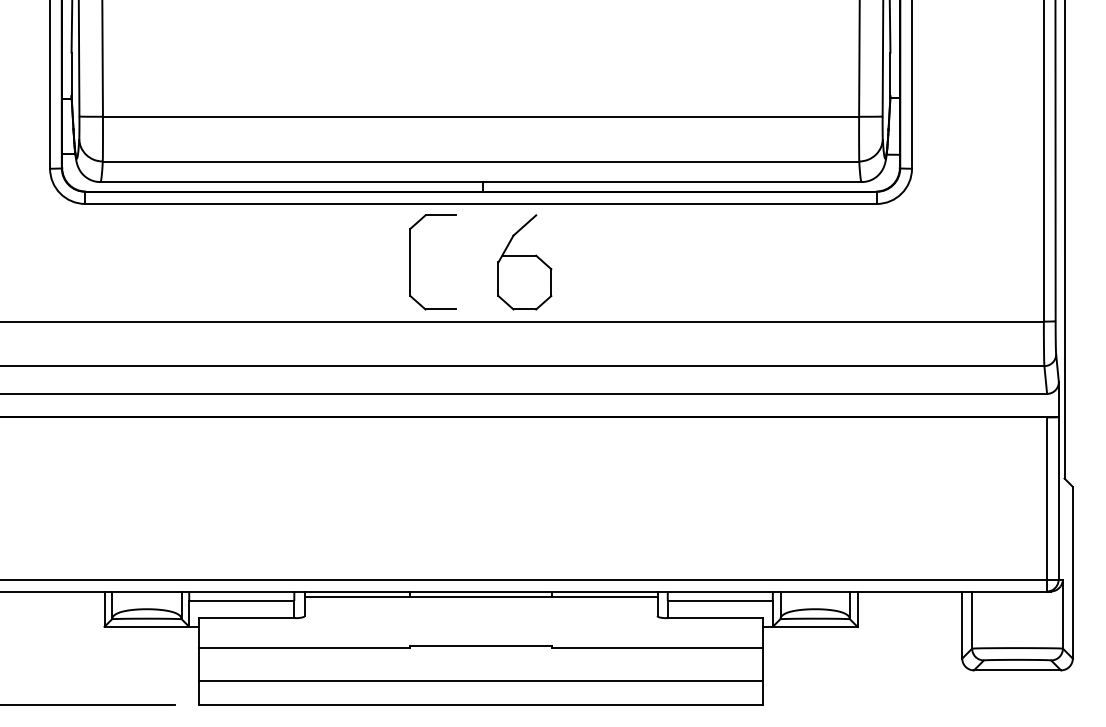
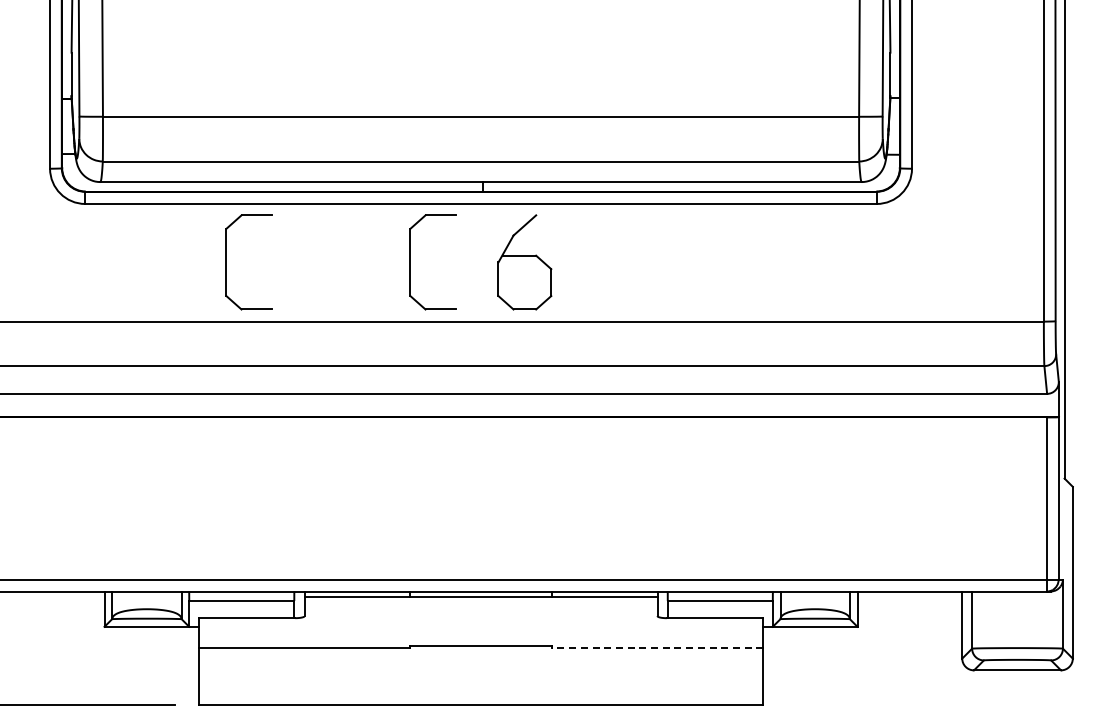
part: none -> present (226, 262)
line: solid -> dashed (657, 648)
line: present -> none (480, 680)
